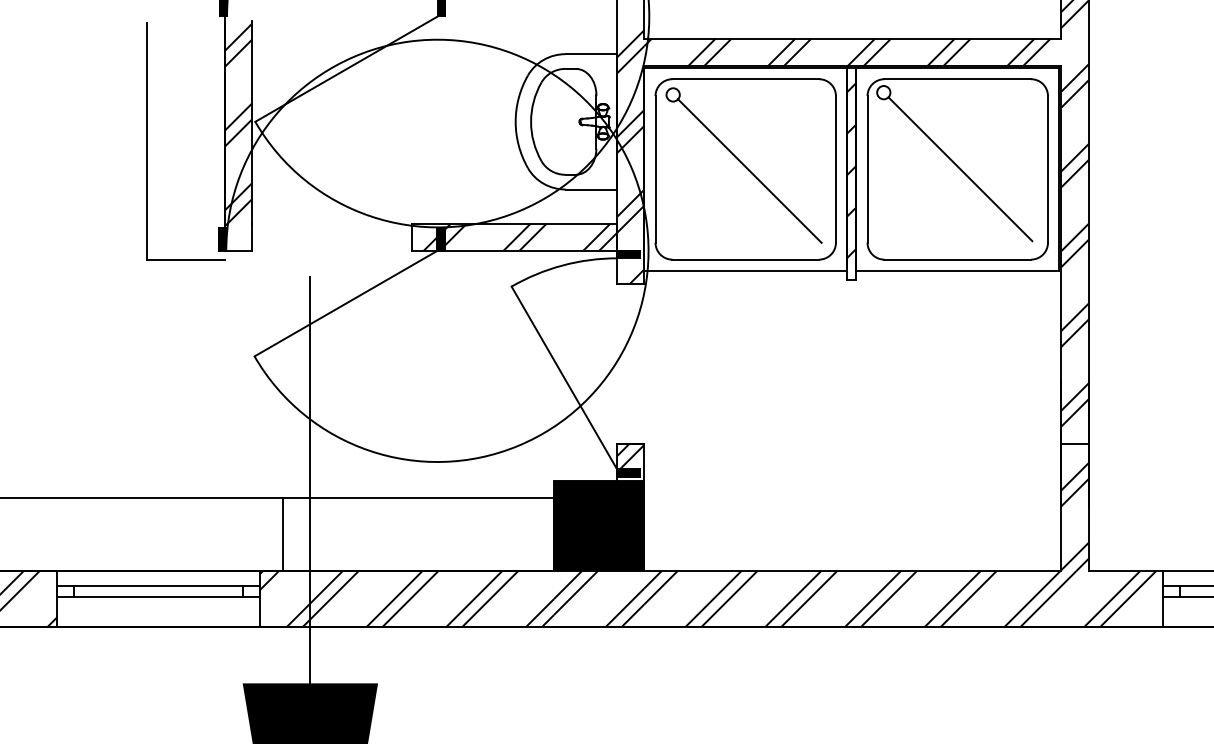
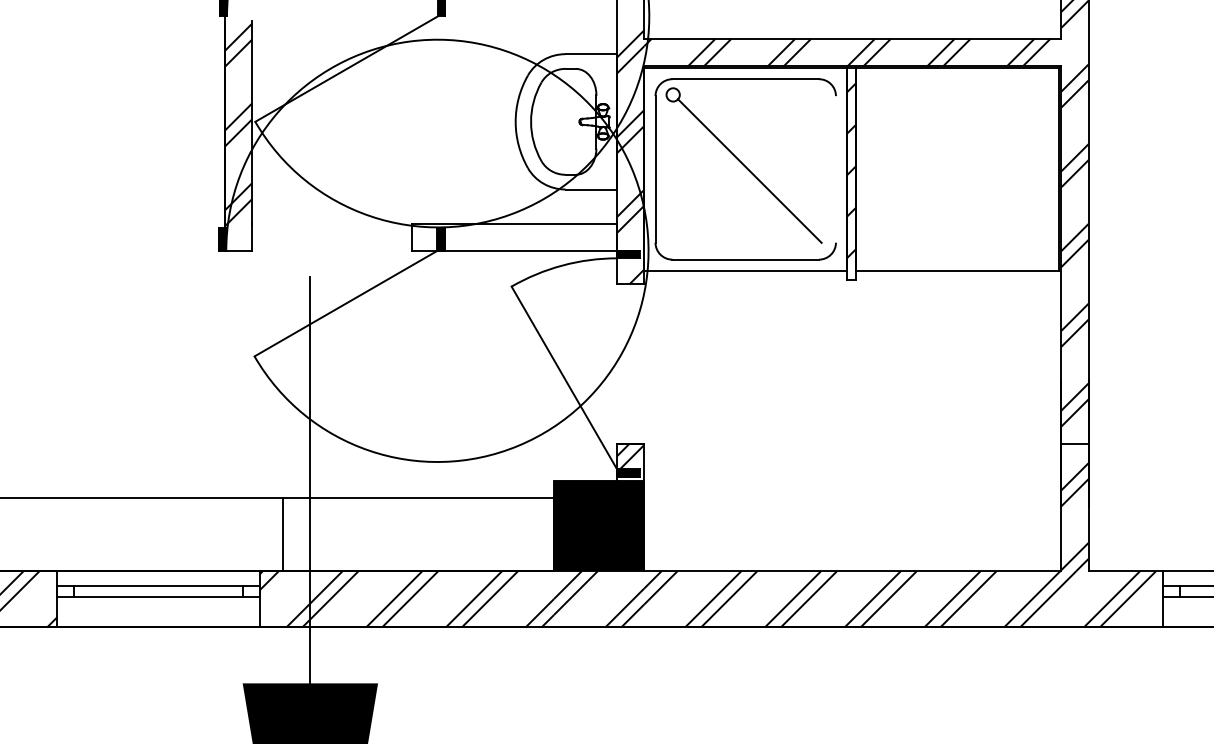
part: present -> none (147, 141)
line: present -> none (835, 169)
part: present -> none (957, 169)
hatch: present -> none (520, 236)
